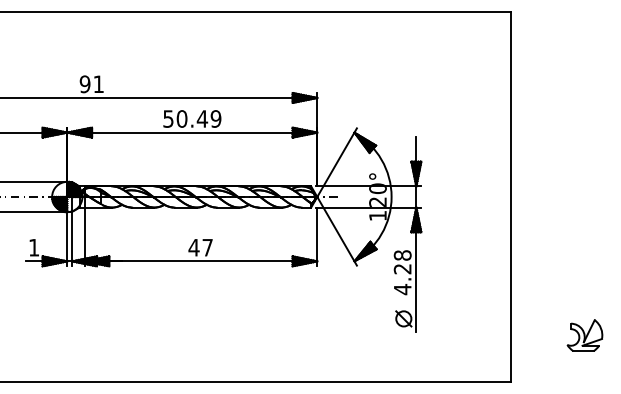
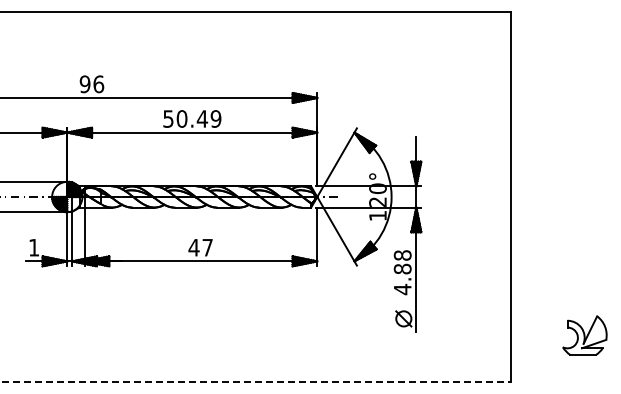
text: 91 -> 96 (98, 84)
text: 4.28 -> 4.88 (402, 268)
part size: 38x33 px -> 46x41 px (584, 335)
line: solid -> dashed (256, 382)
